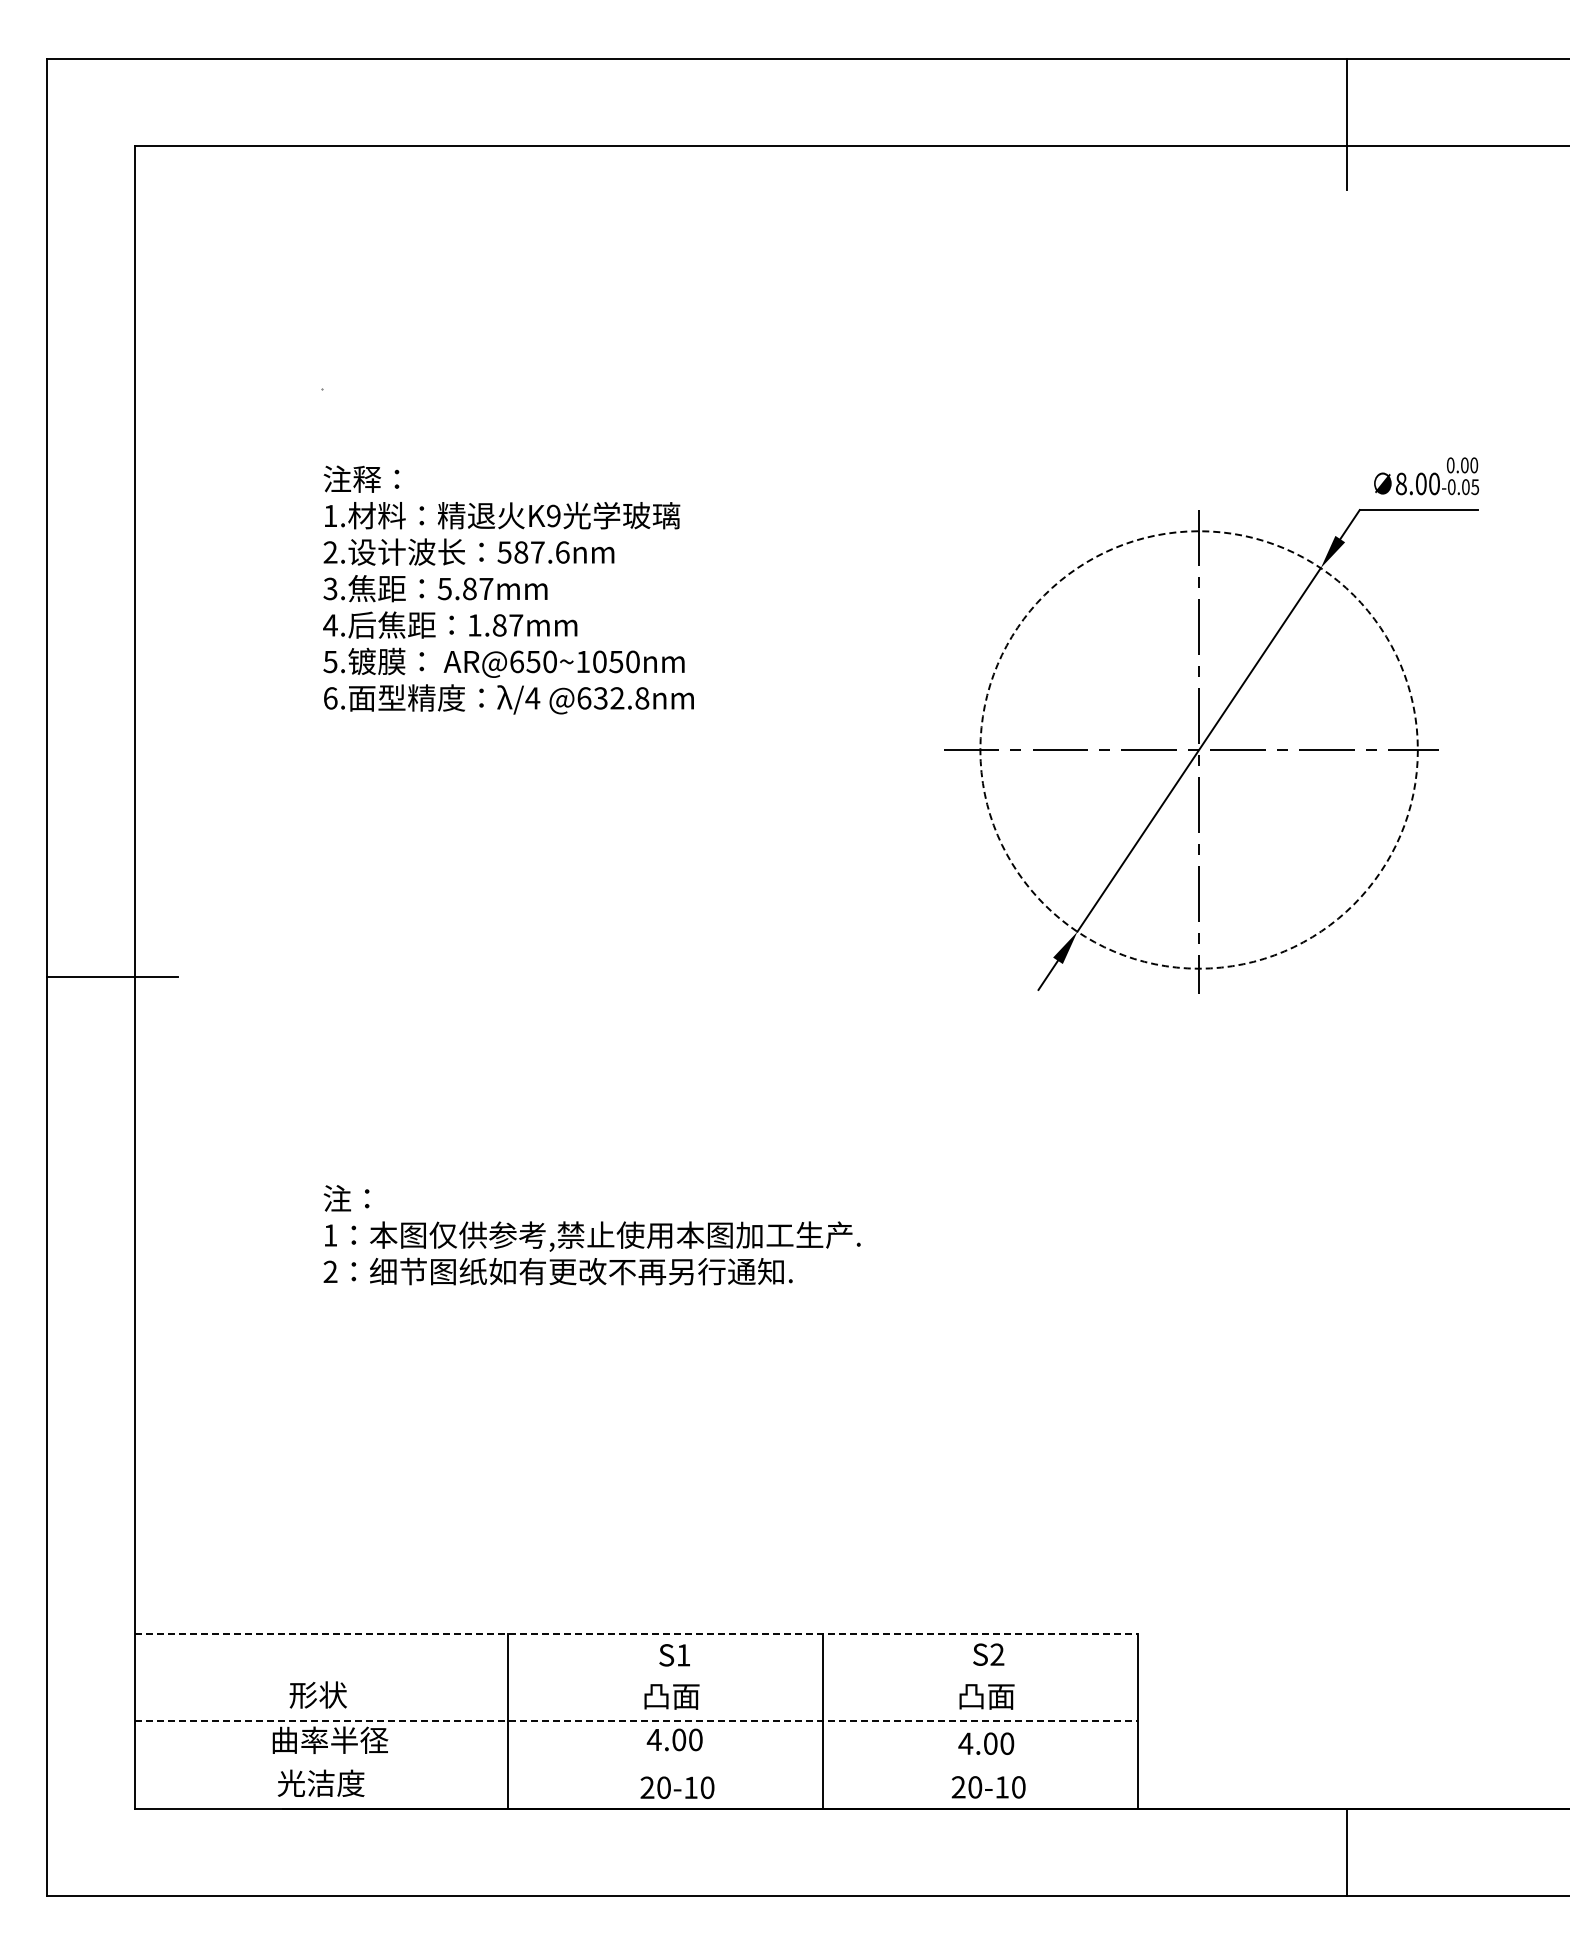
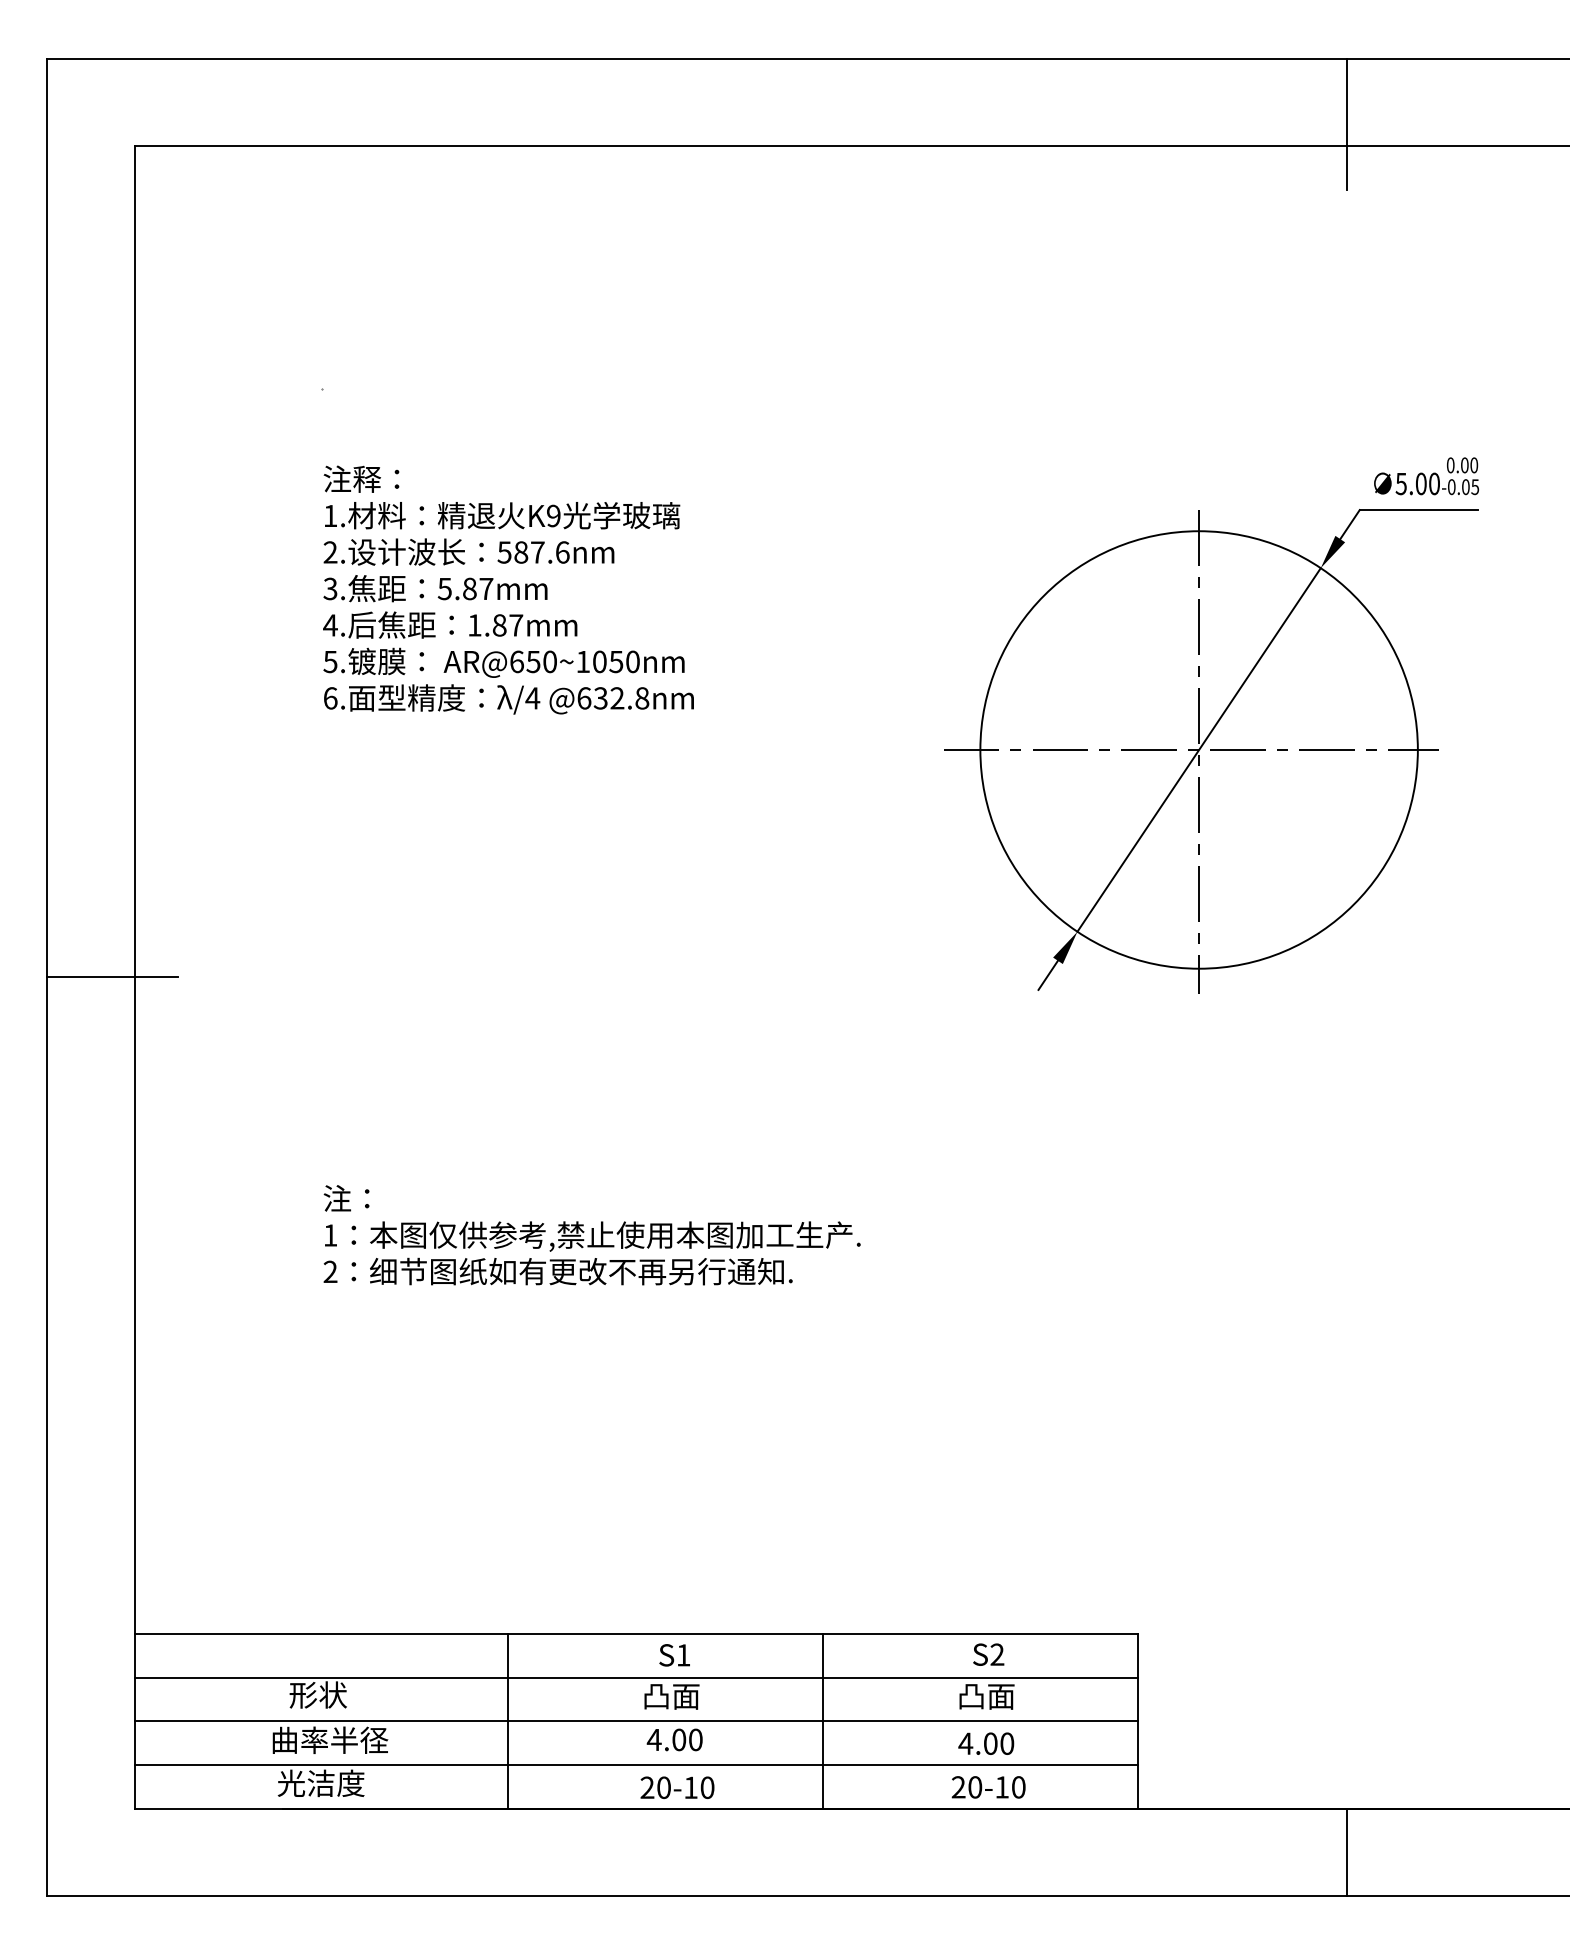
text: 8.00 -> 5.00 (1400, 483)
circle: dashed -> solid (1198, 749)
line: dashed -> solid (636, 1633)
line: none -> present (635, 1677)
line: dashed -> solid (636, 1721)
line: none -> present (635, 1765)
